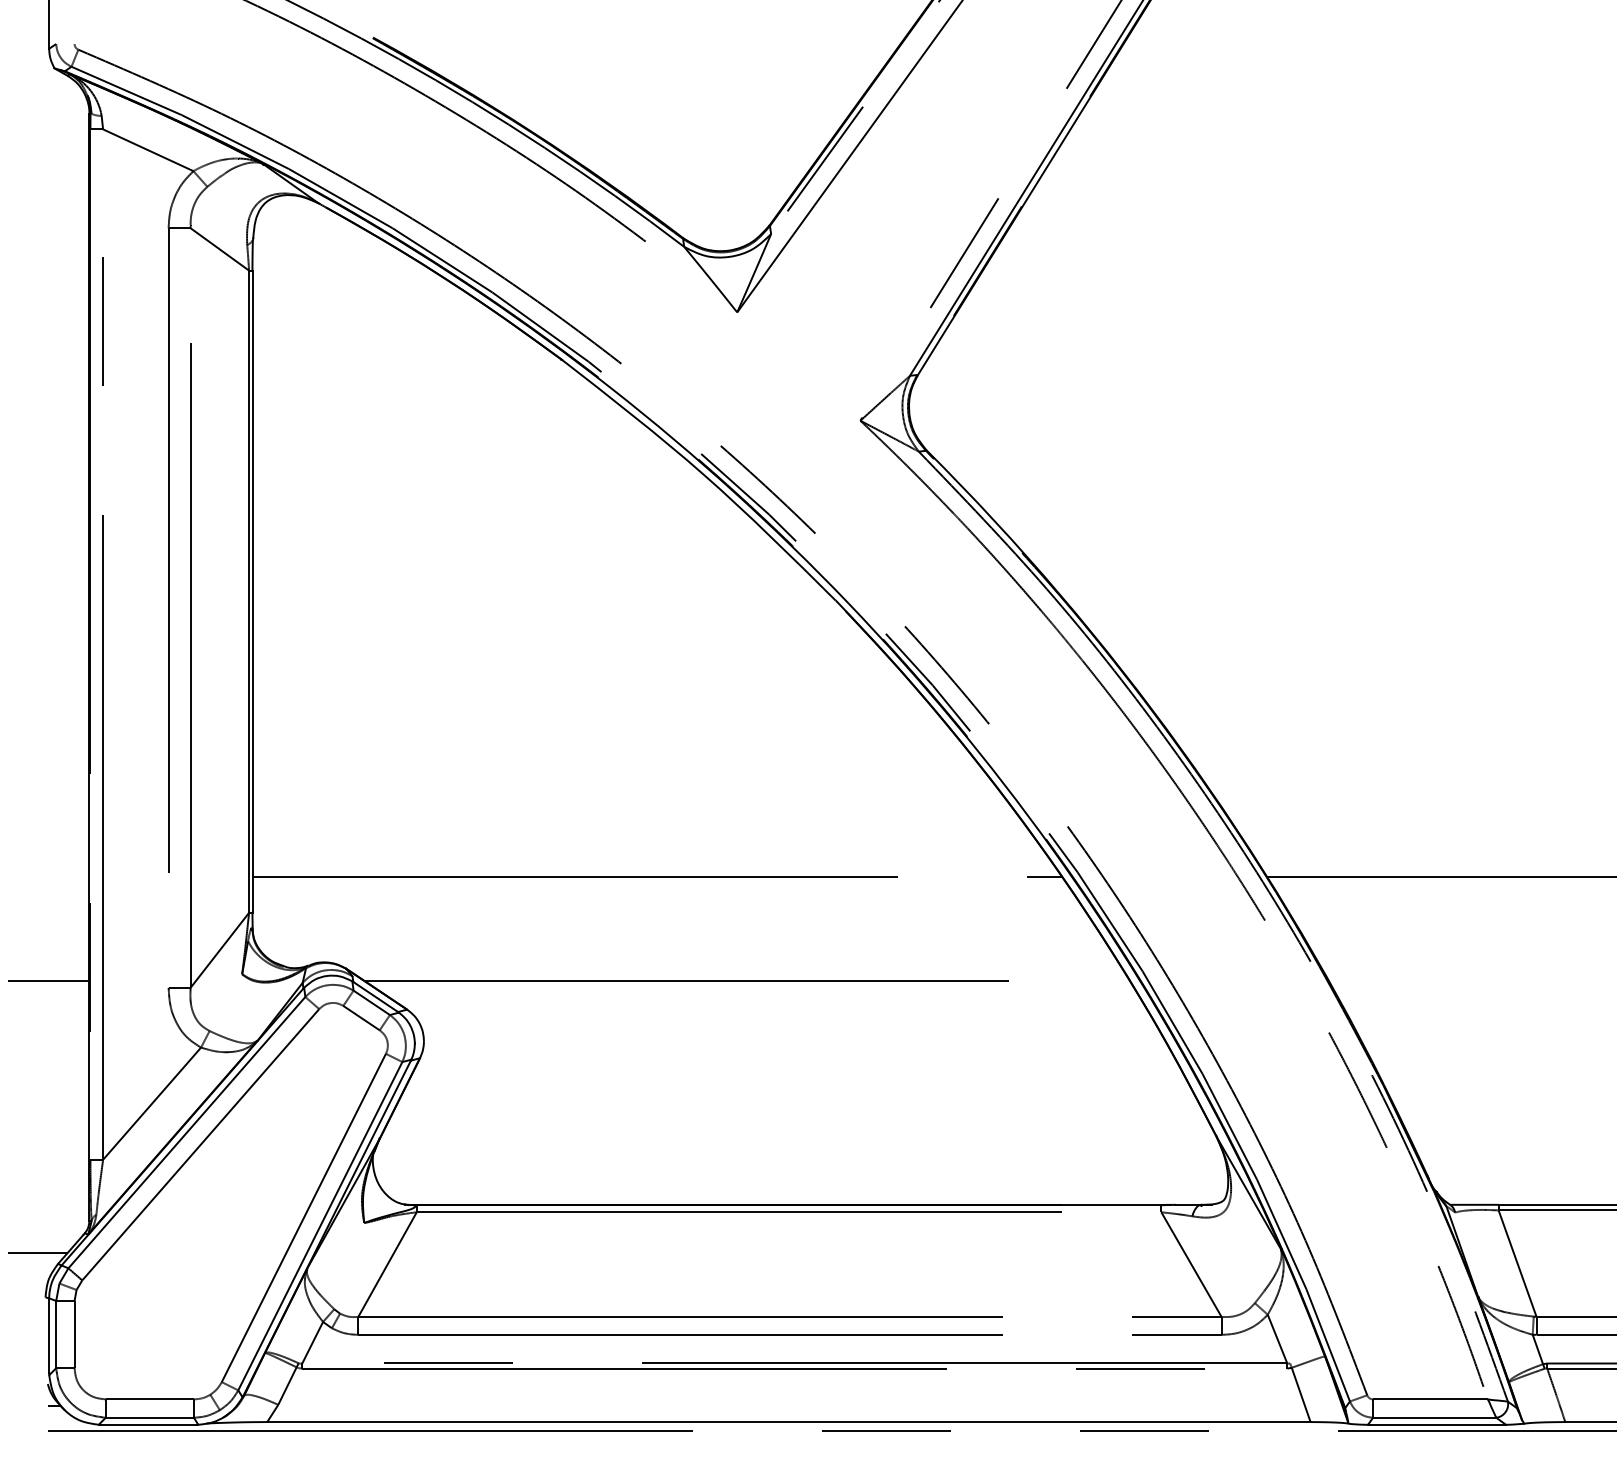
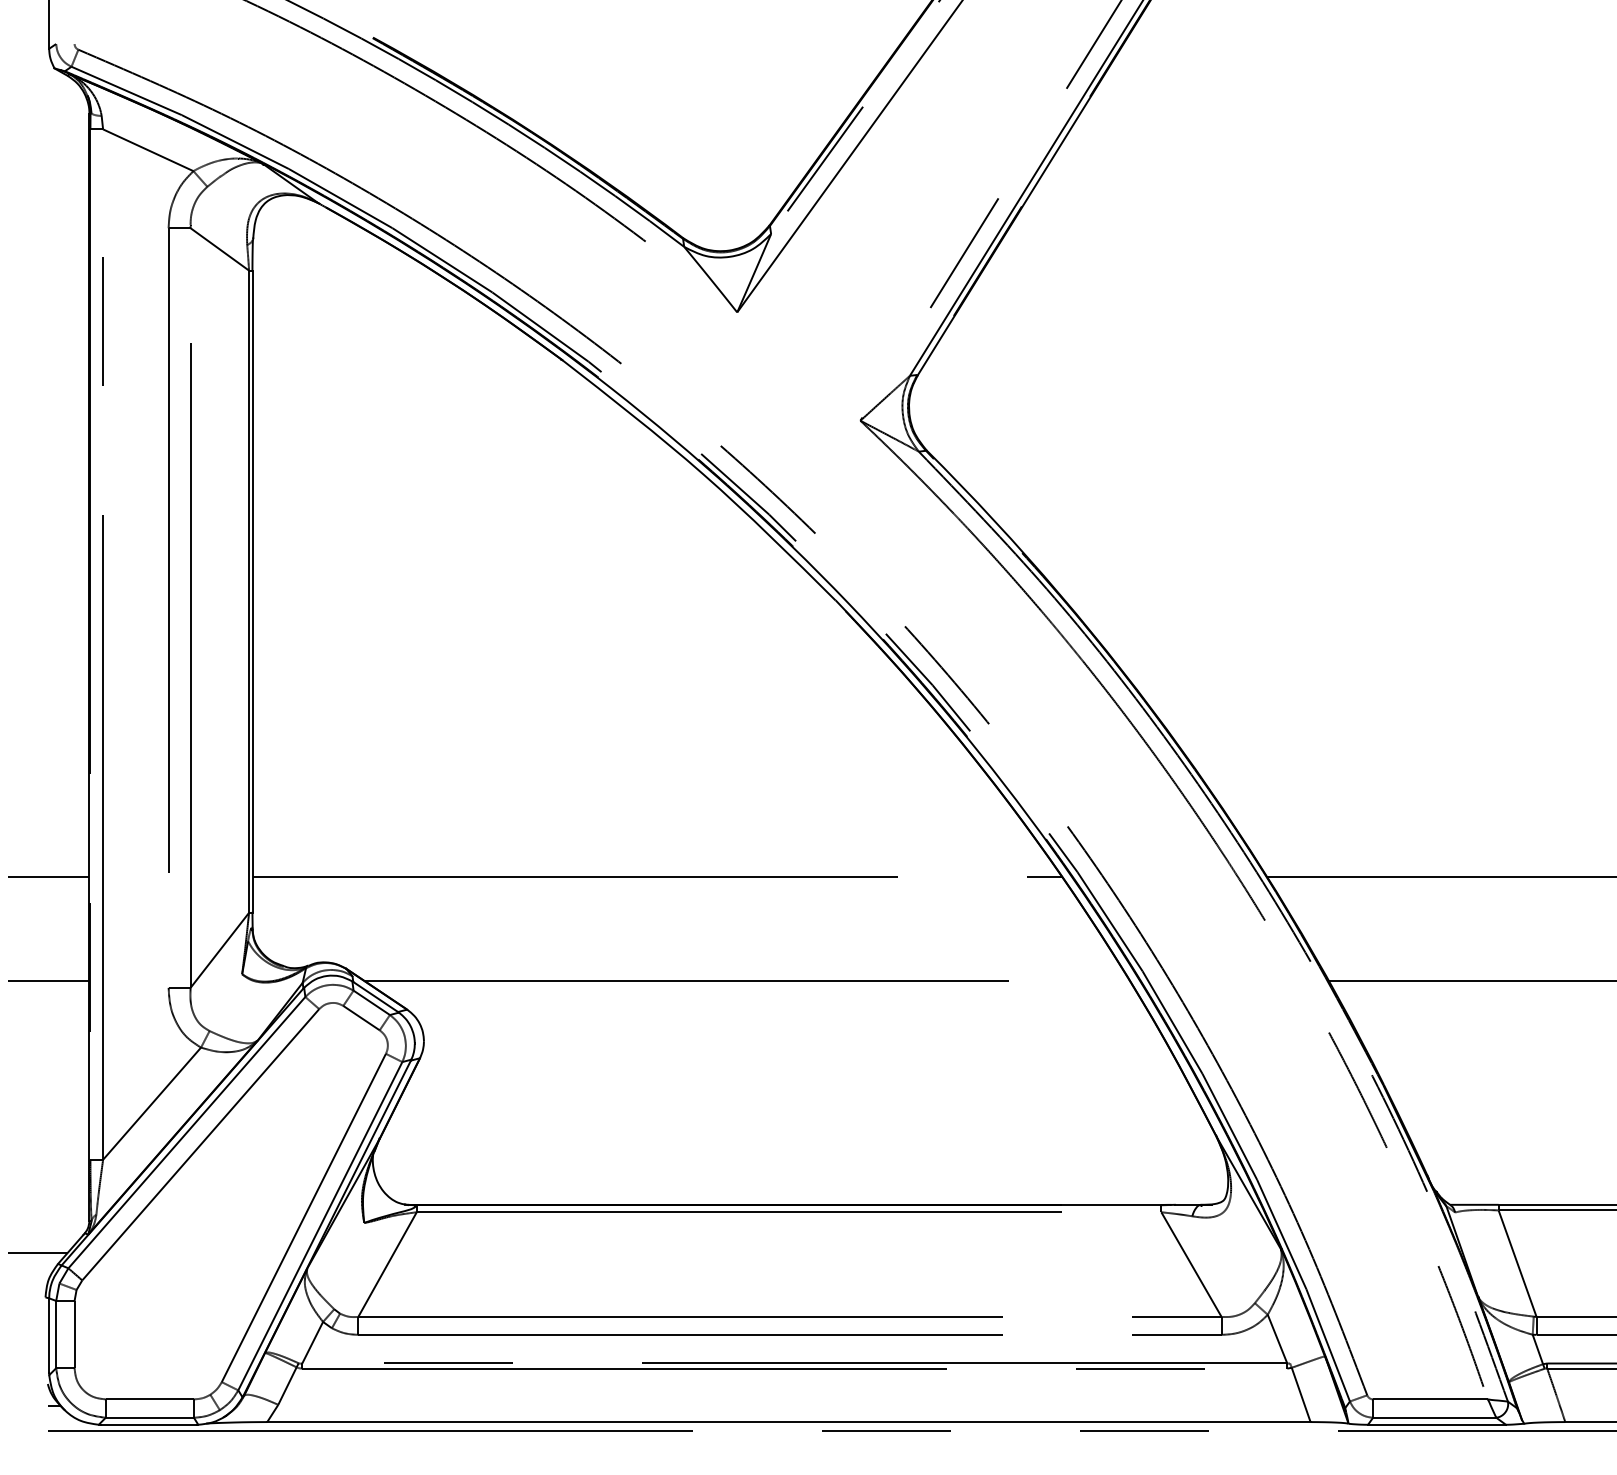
line: none -> present (48, 876)
line: none -> present (1470, 980)
